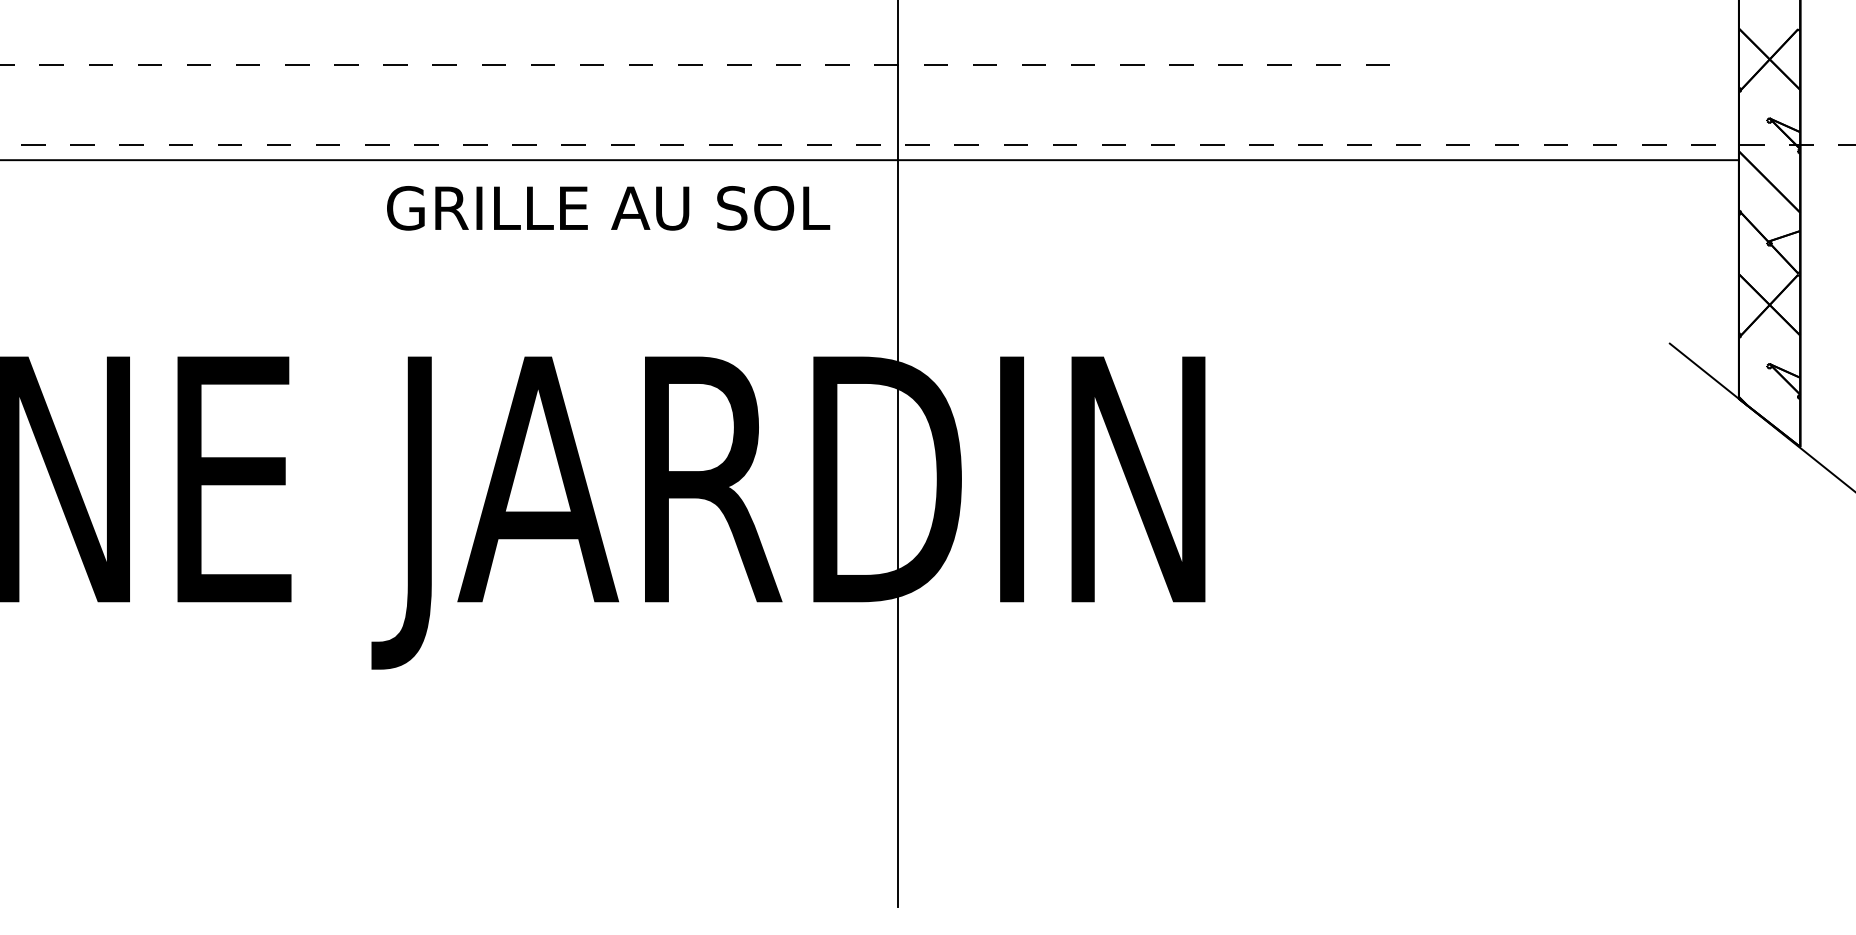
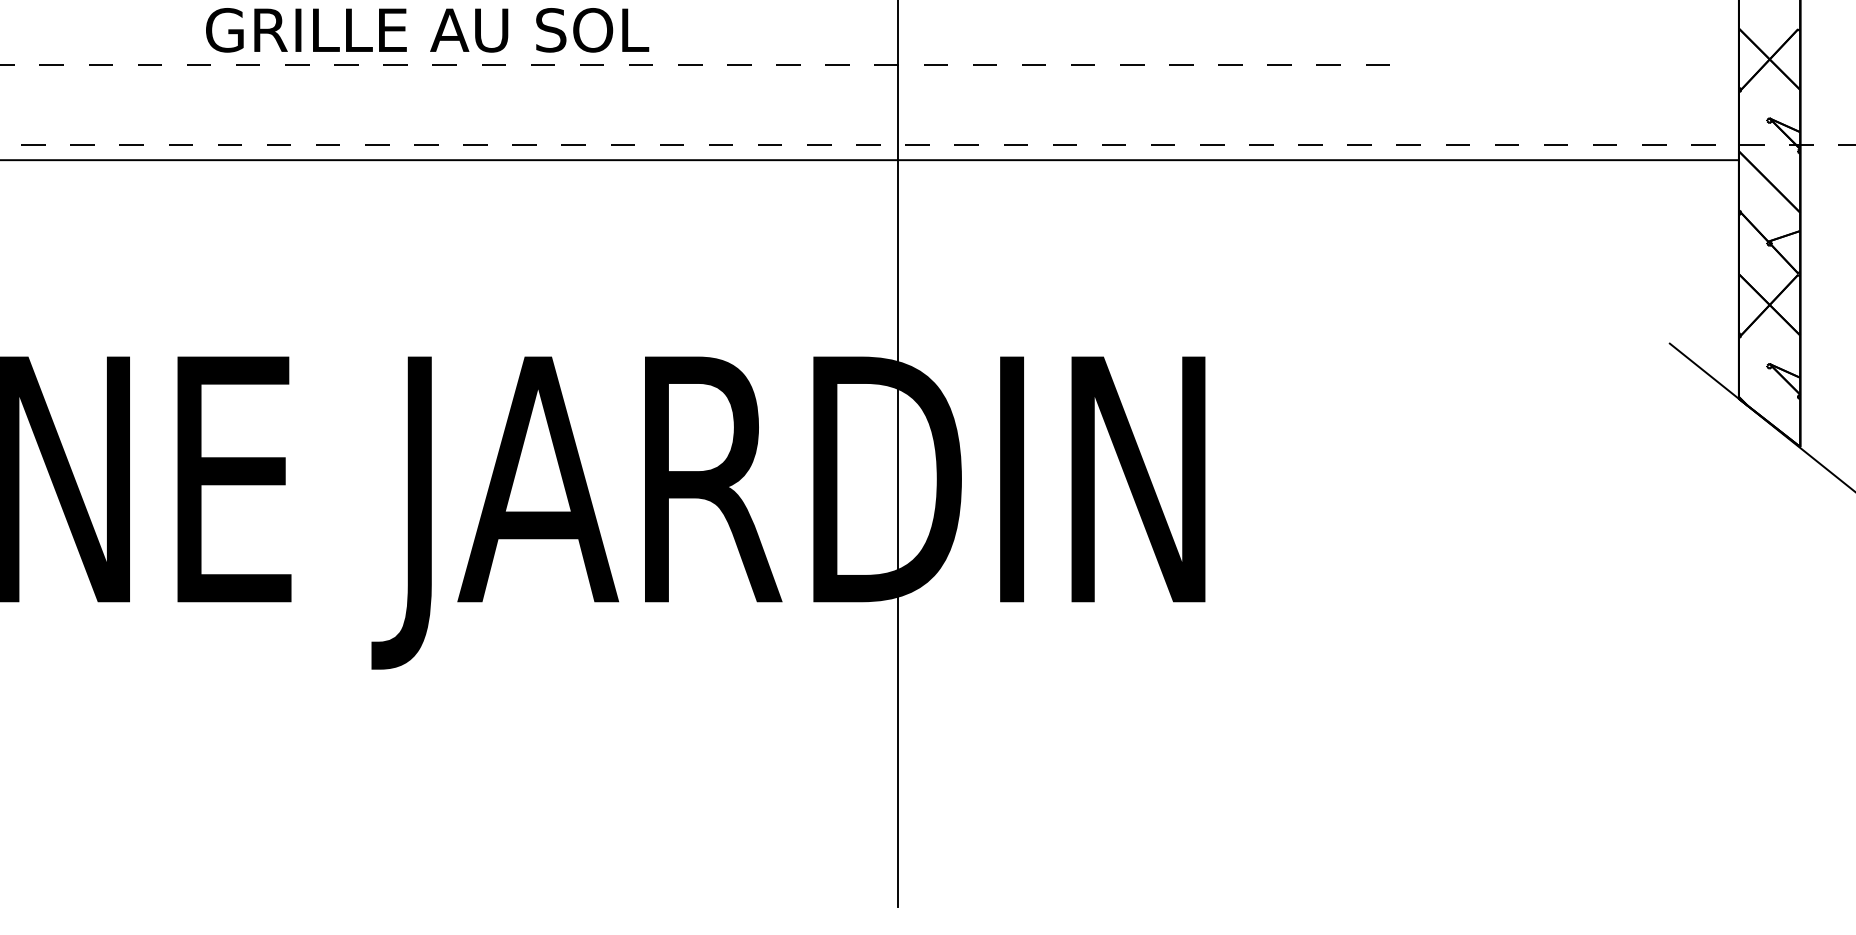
text position: (608, 208) -> (427, 30) (427, 30)
